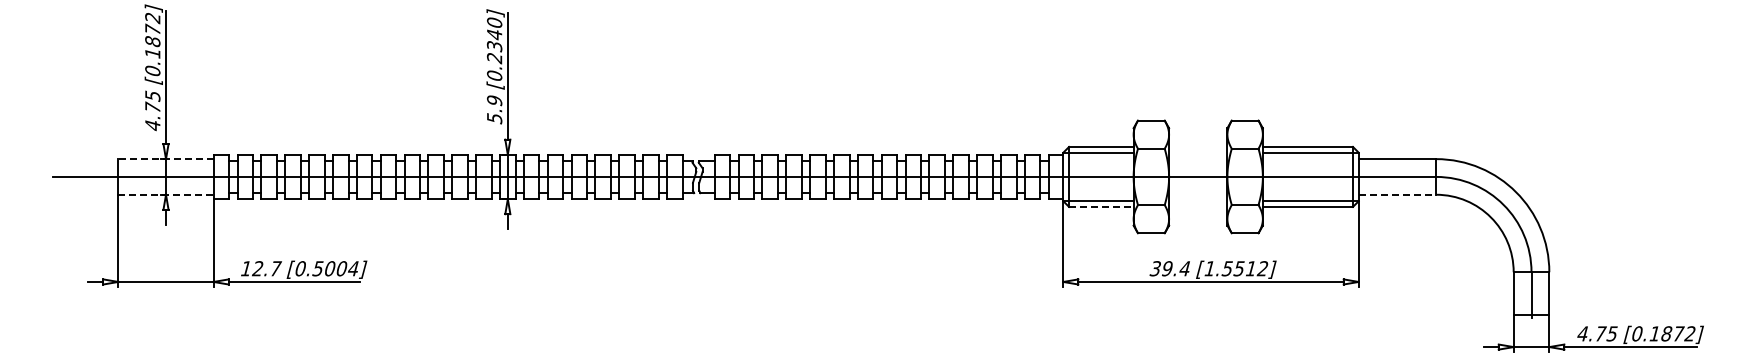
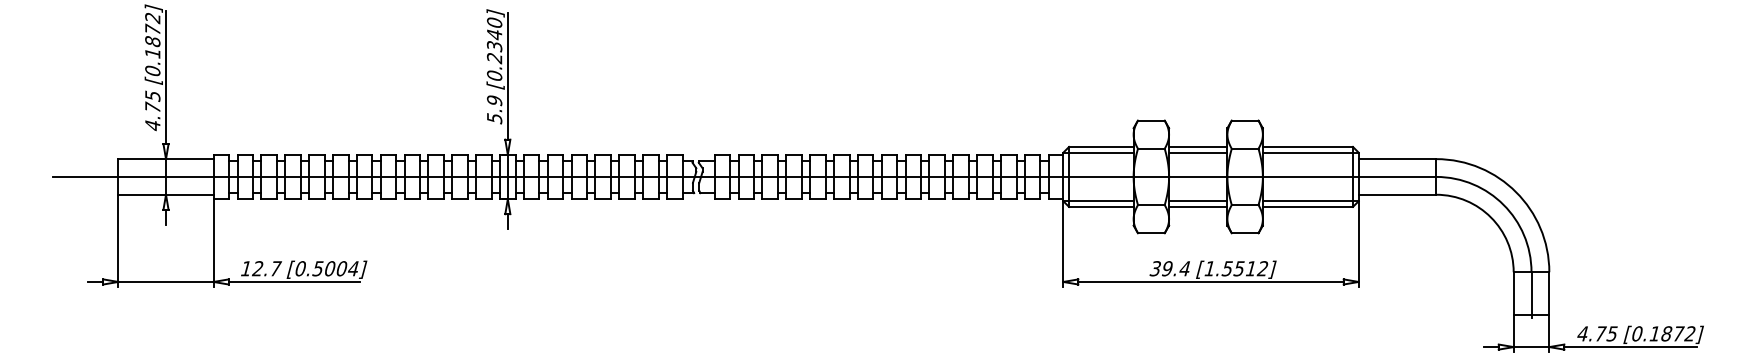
line: none -> present (1198, 146)
line: none -> present (1198, 152)
line: dashed -> solid (166, 159)
line: dashed -> solid (166, 194)
line: dashed -> solid (1397, 194)
line: none -> present (1198, 201)
line: dashed -> solid (1101, 206)
line: none -> present (1198, 206)
